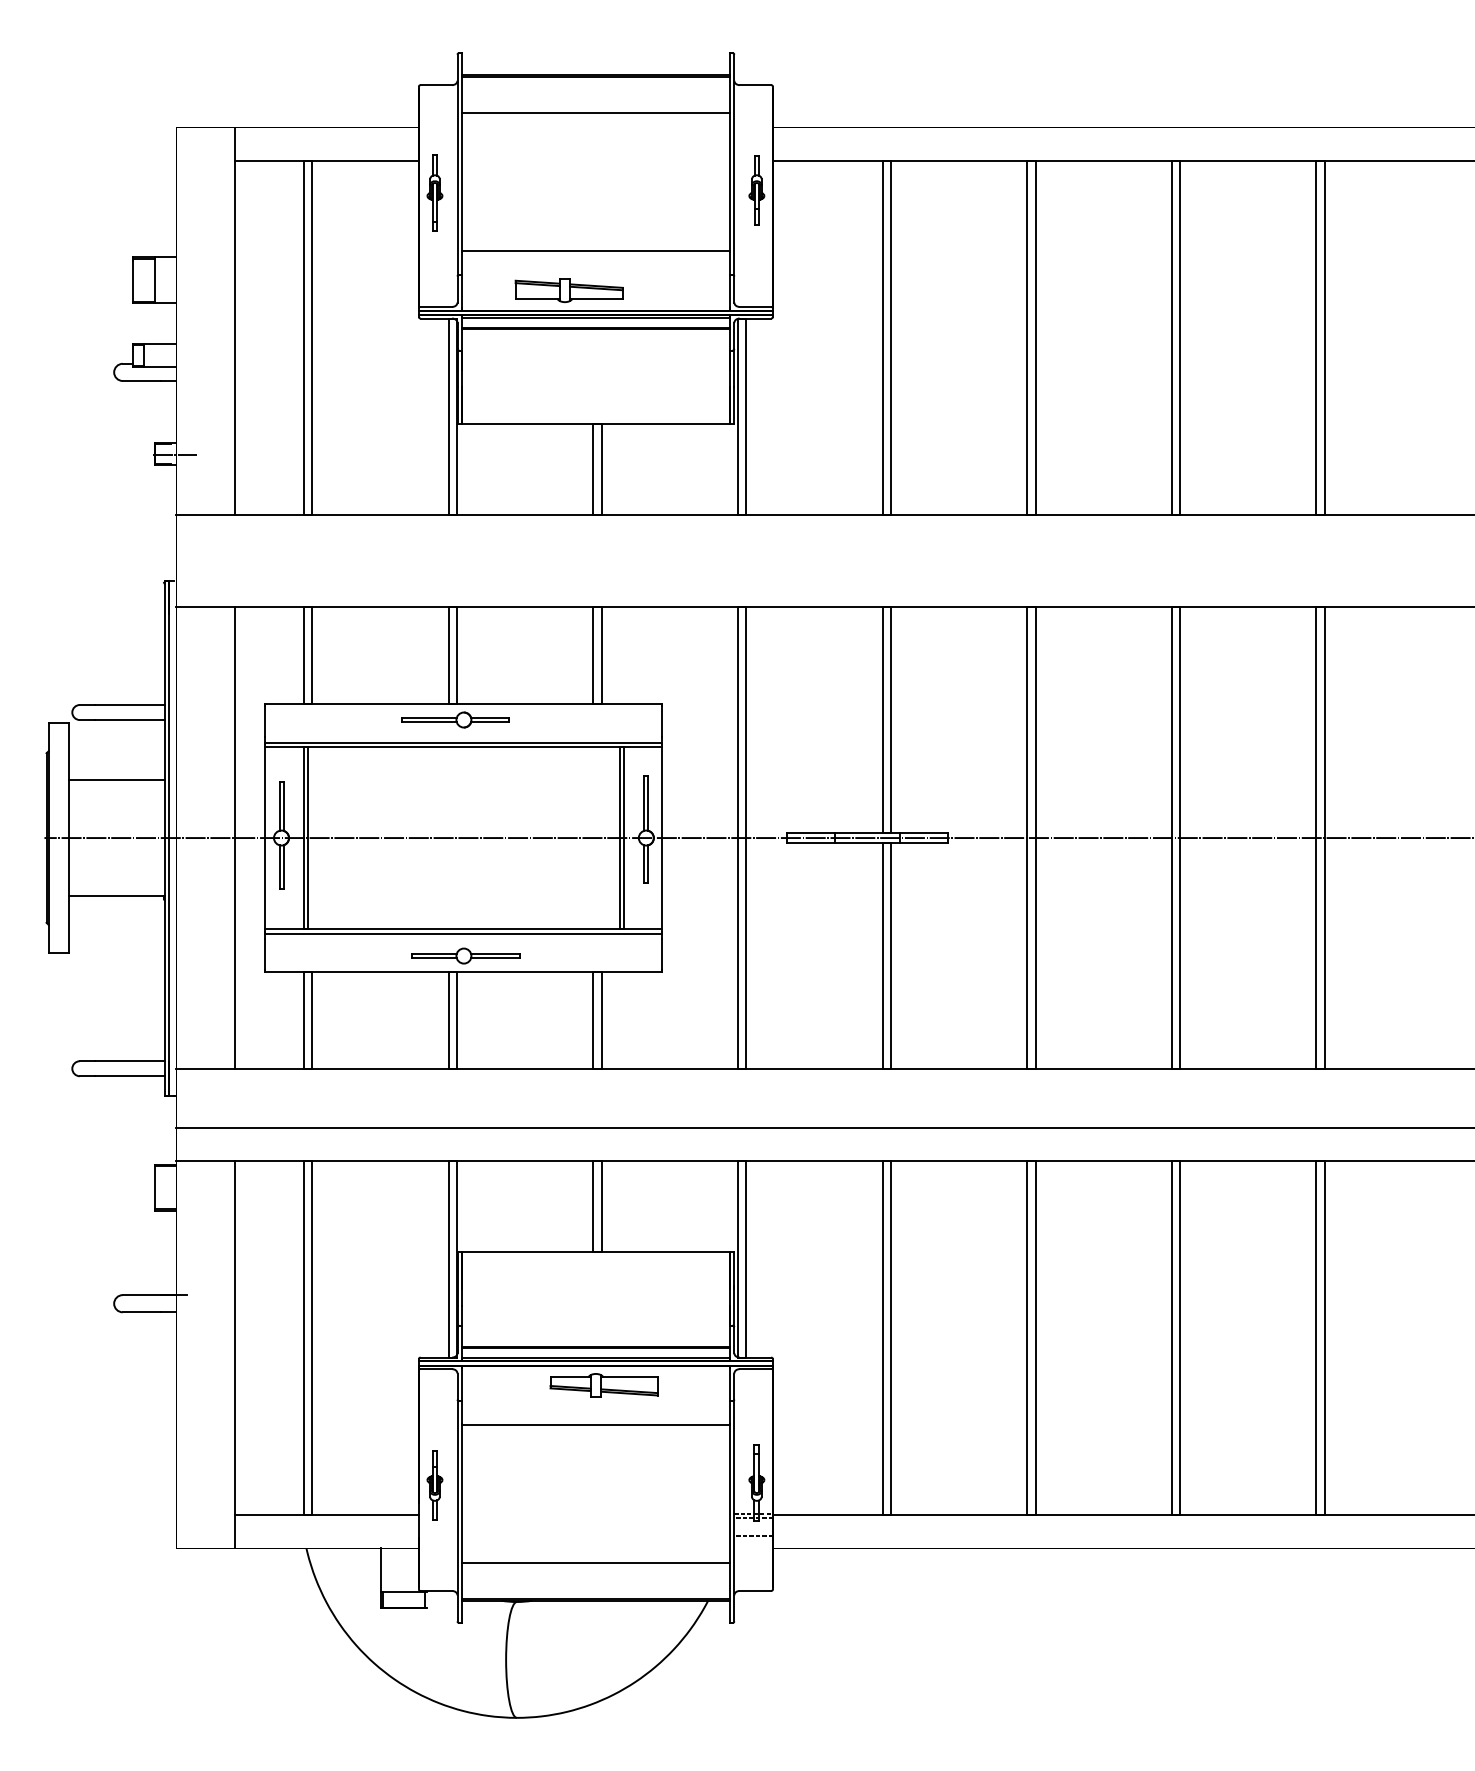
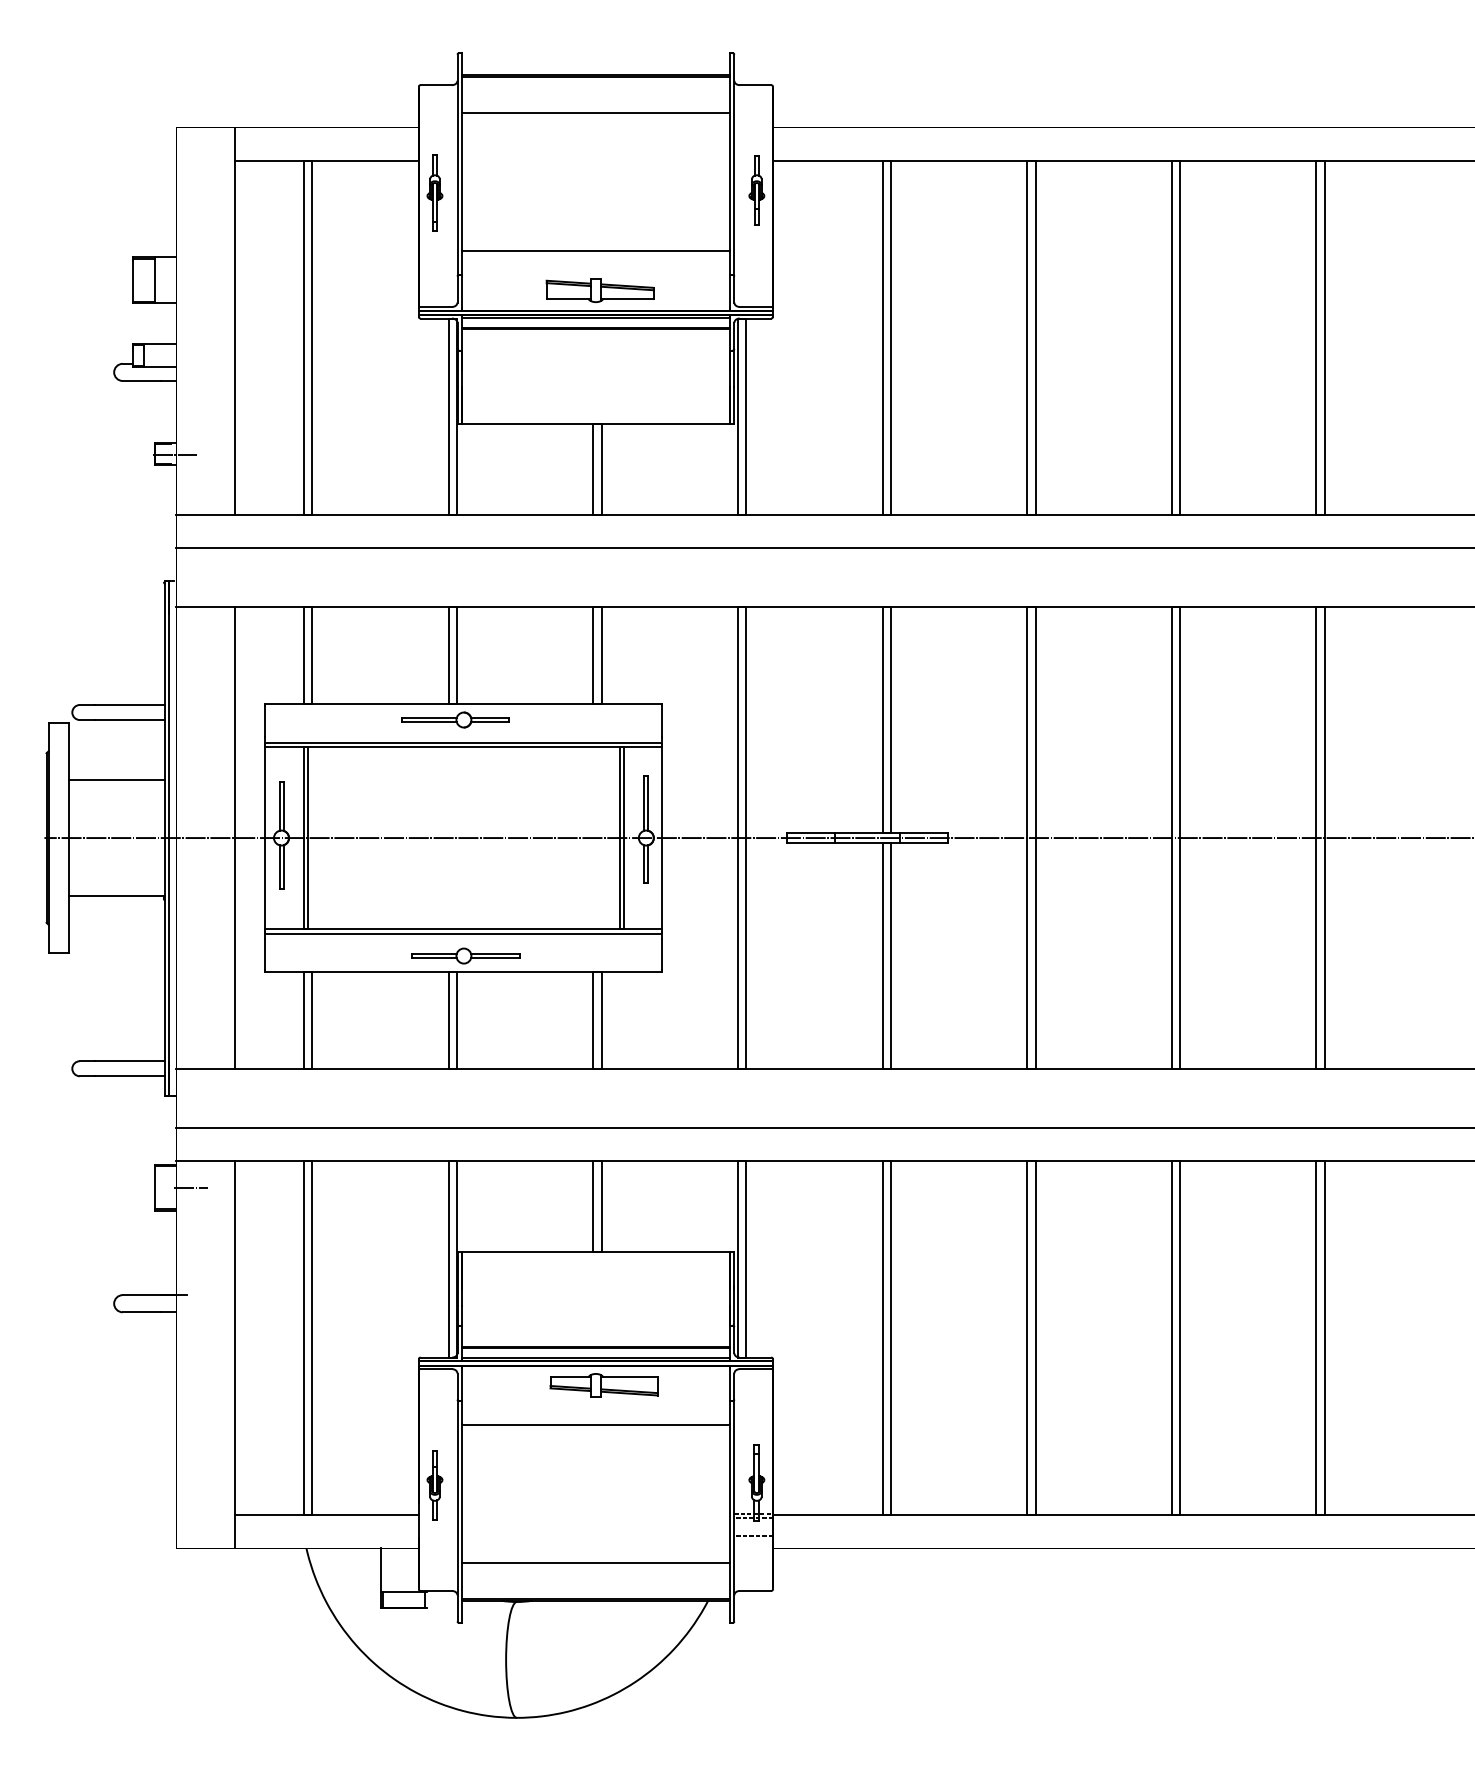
part position: (568, 290) -> (599, 290) (599, 290)
line: none -> present (823, 548)
line: none -> present (190, 1187)
